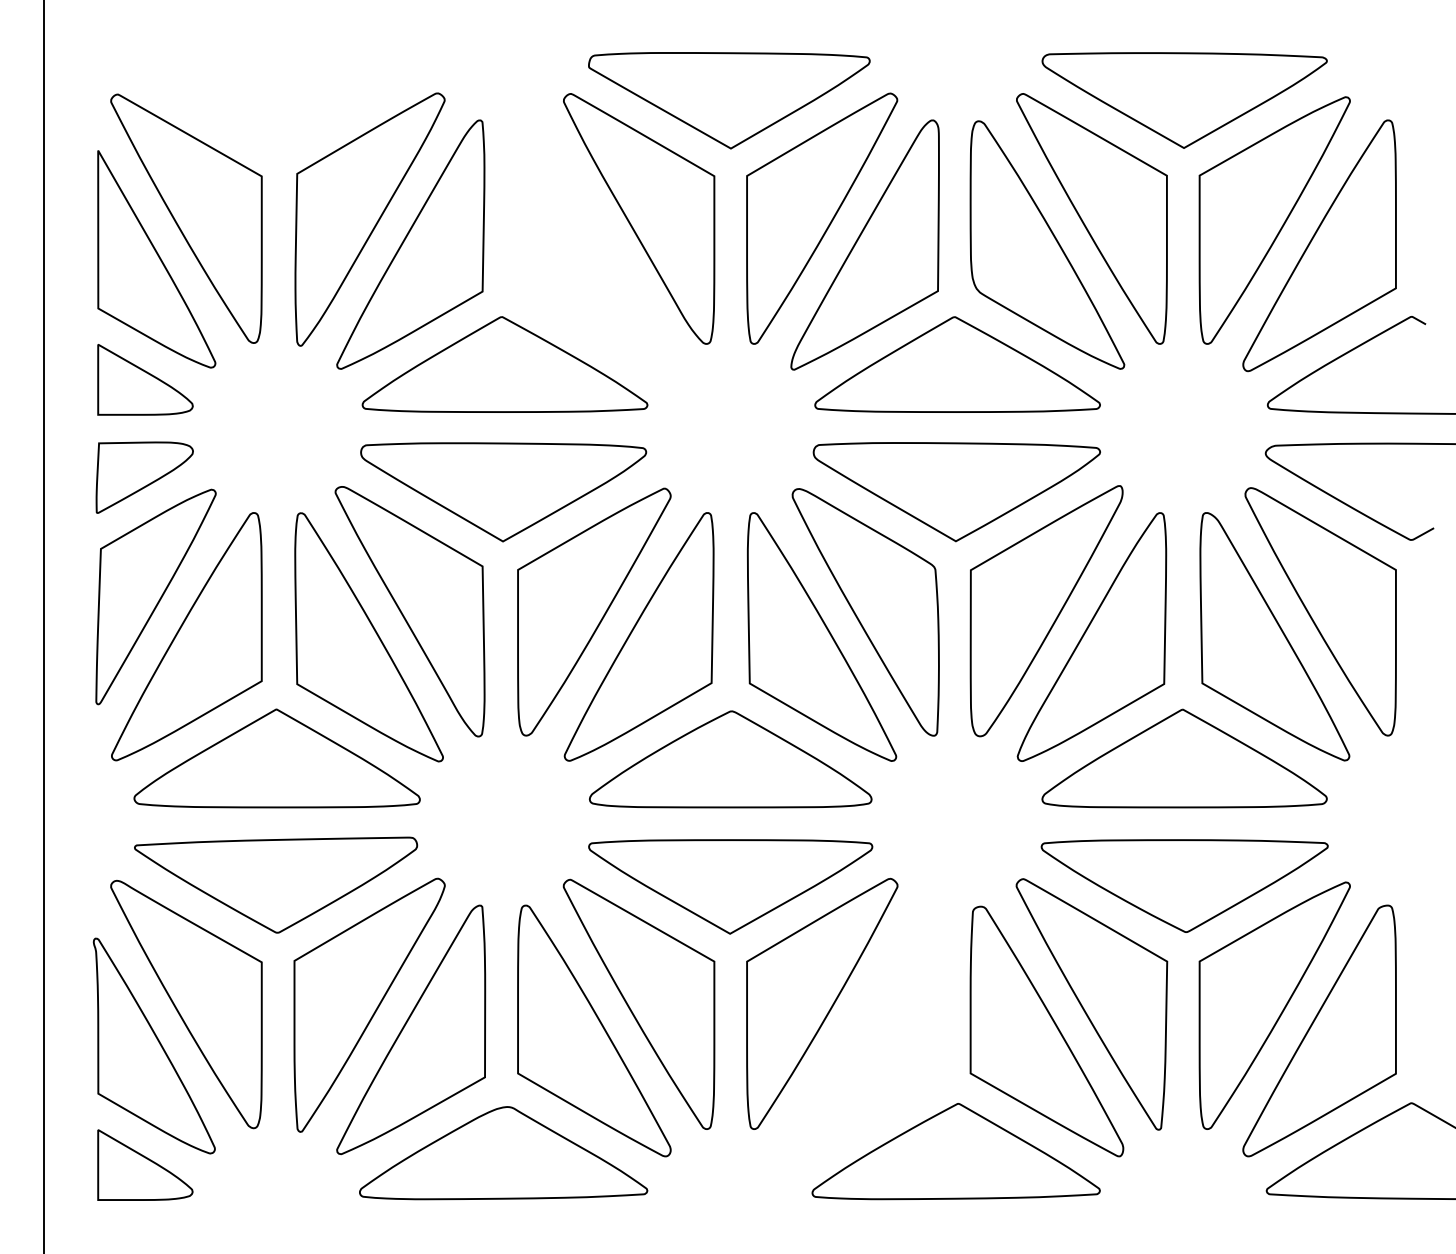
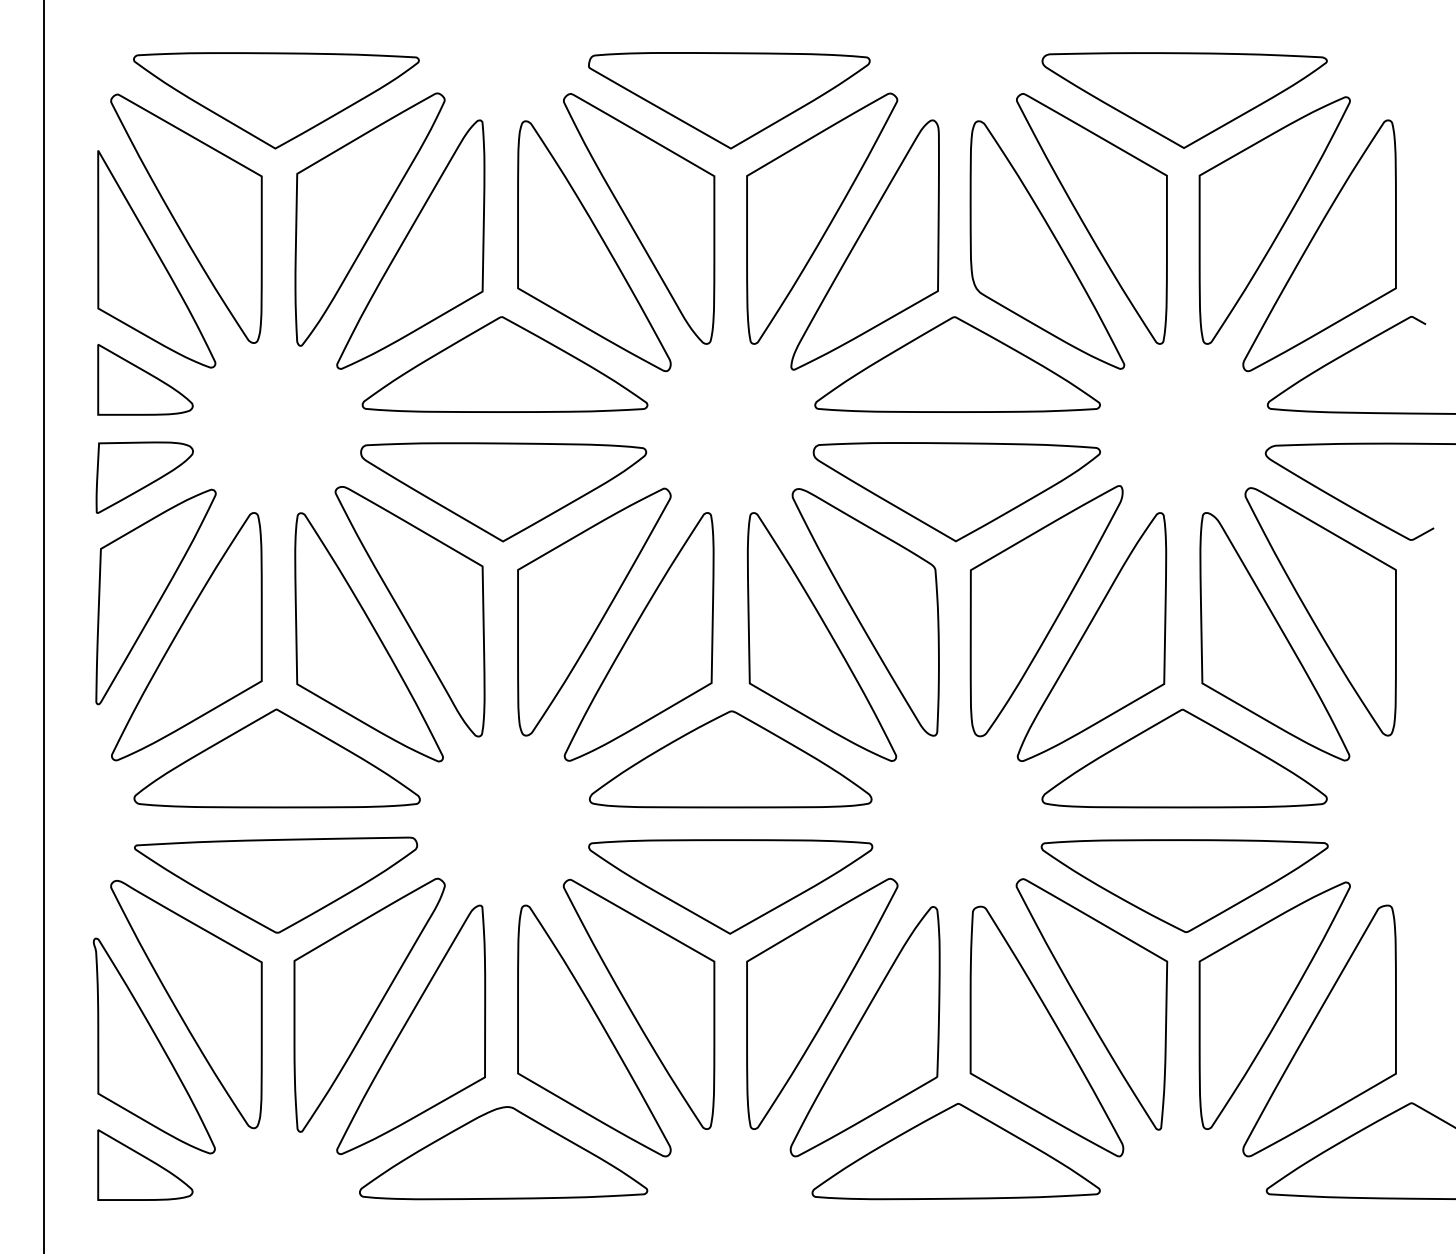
part: none -> present (276, 100)
part: none -> present (594, 246)
part: none -> present (864, 1031)
